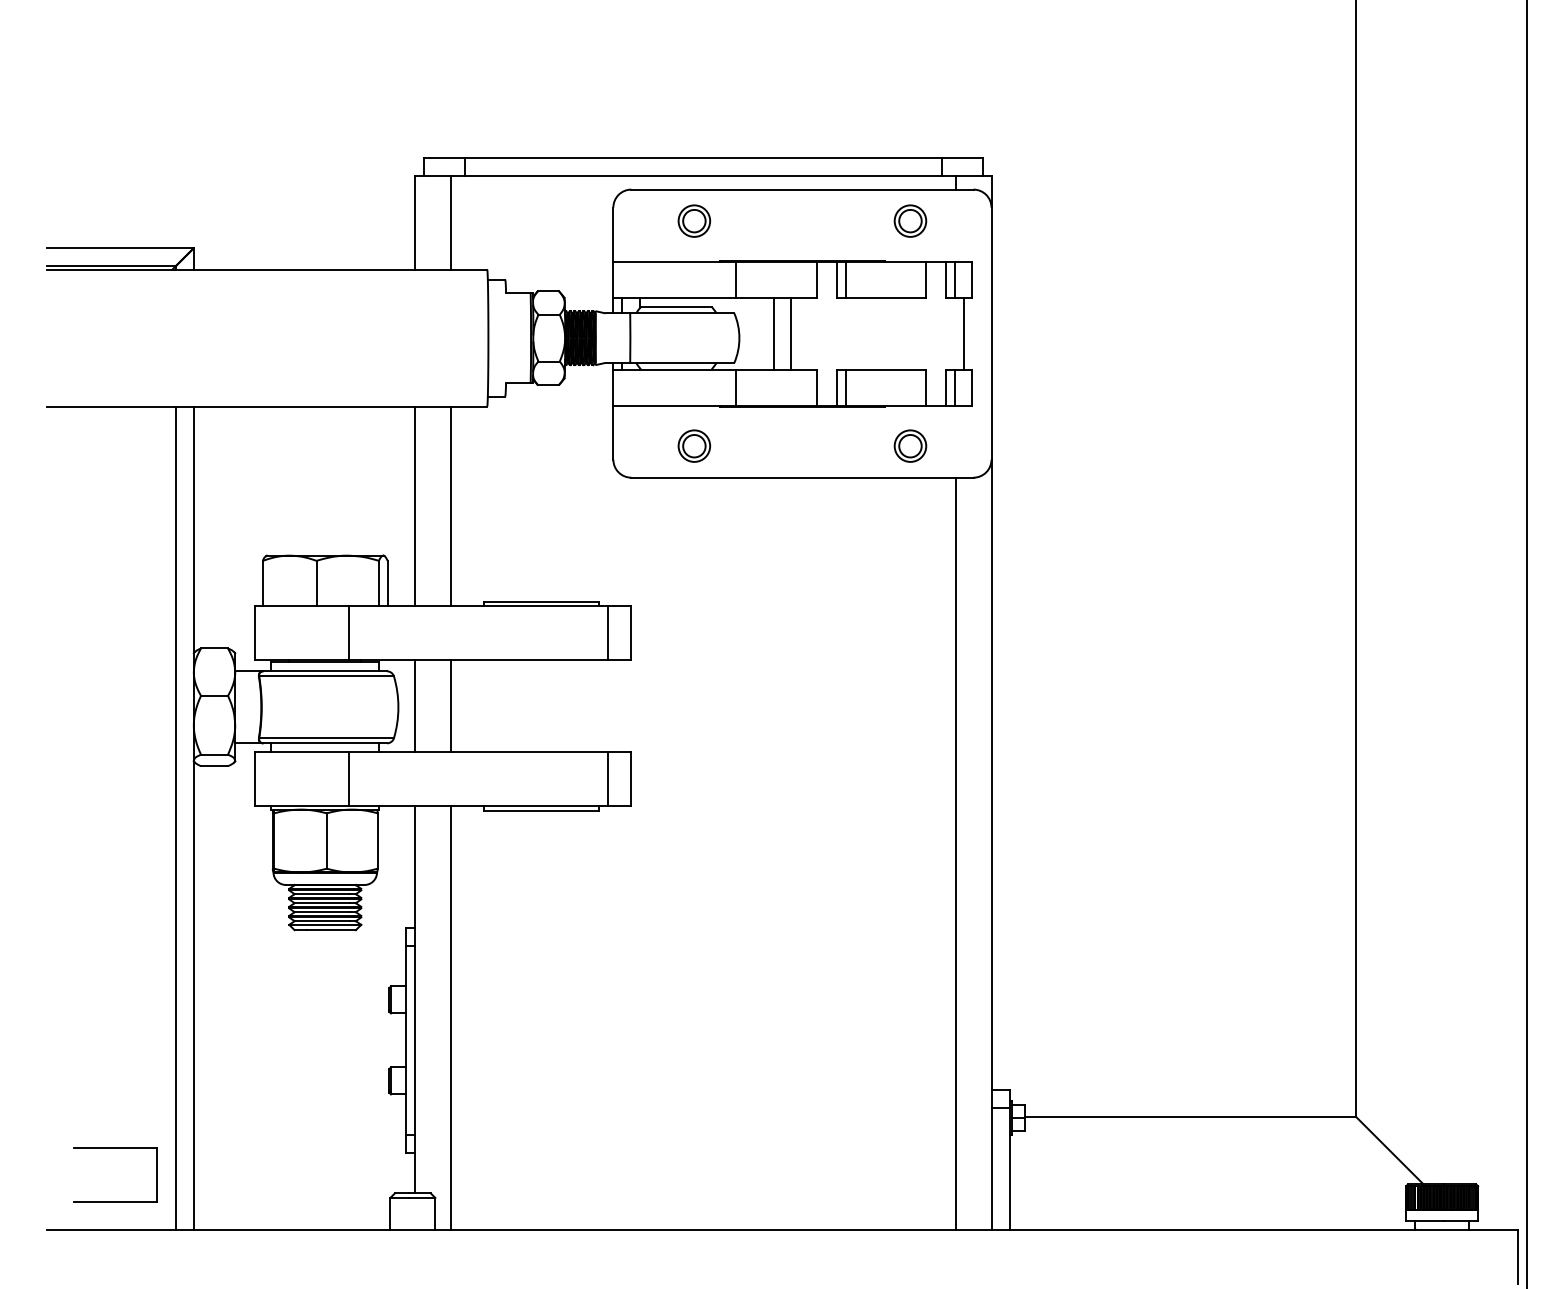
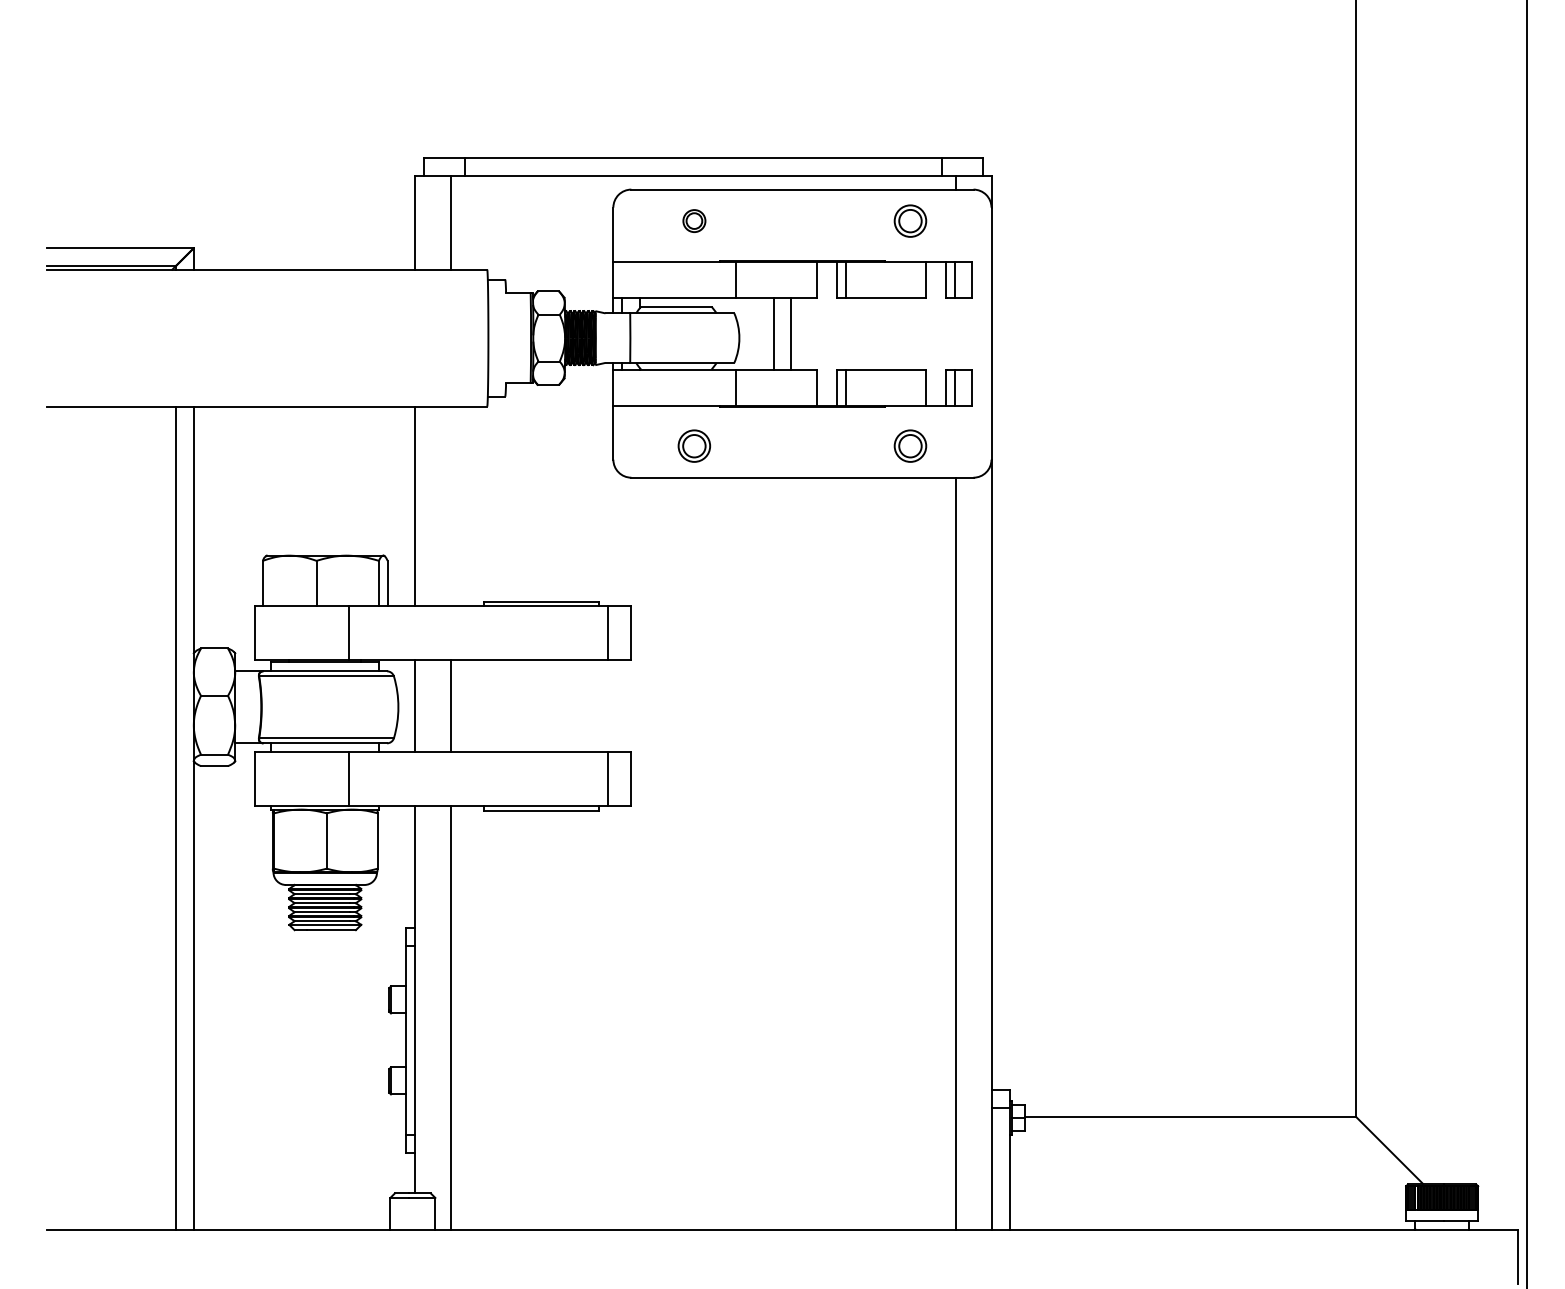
part size: 35x34 px -> 25x24 px (694, 220)
line: present -> none (963, 333)
line: present -> none (451, 506)
part: present -> none (115, 1148)
